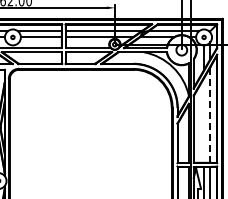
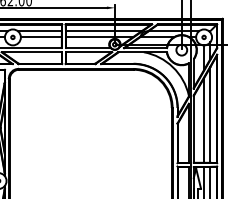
line: dashed -> solid (210, 115)
line: none -> present (204, 119)
